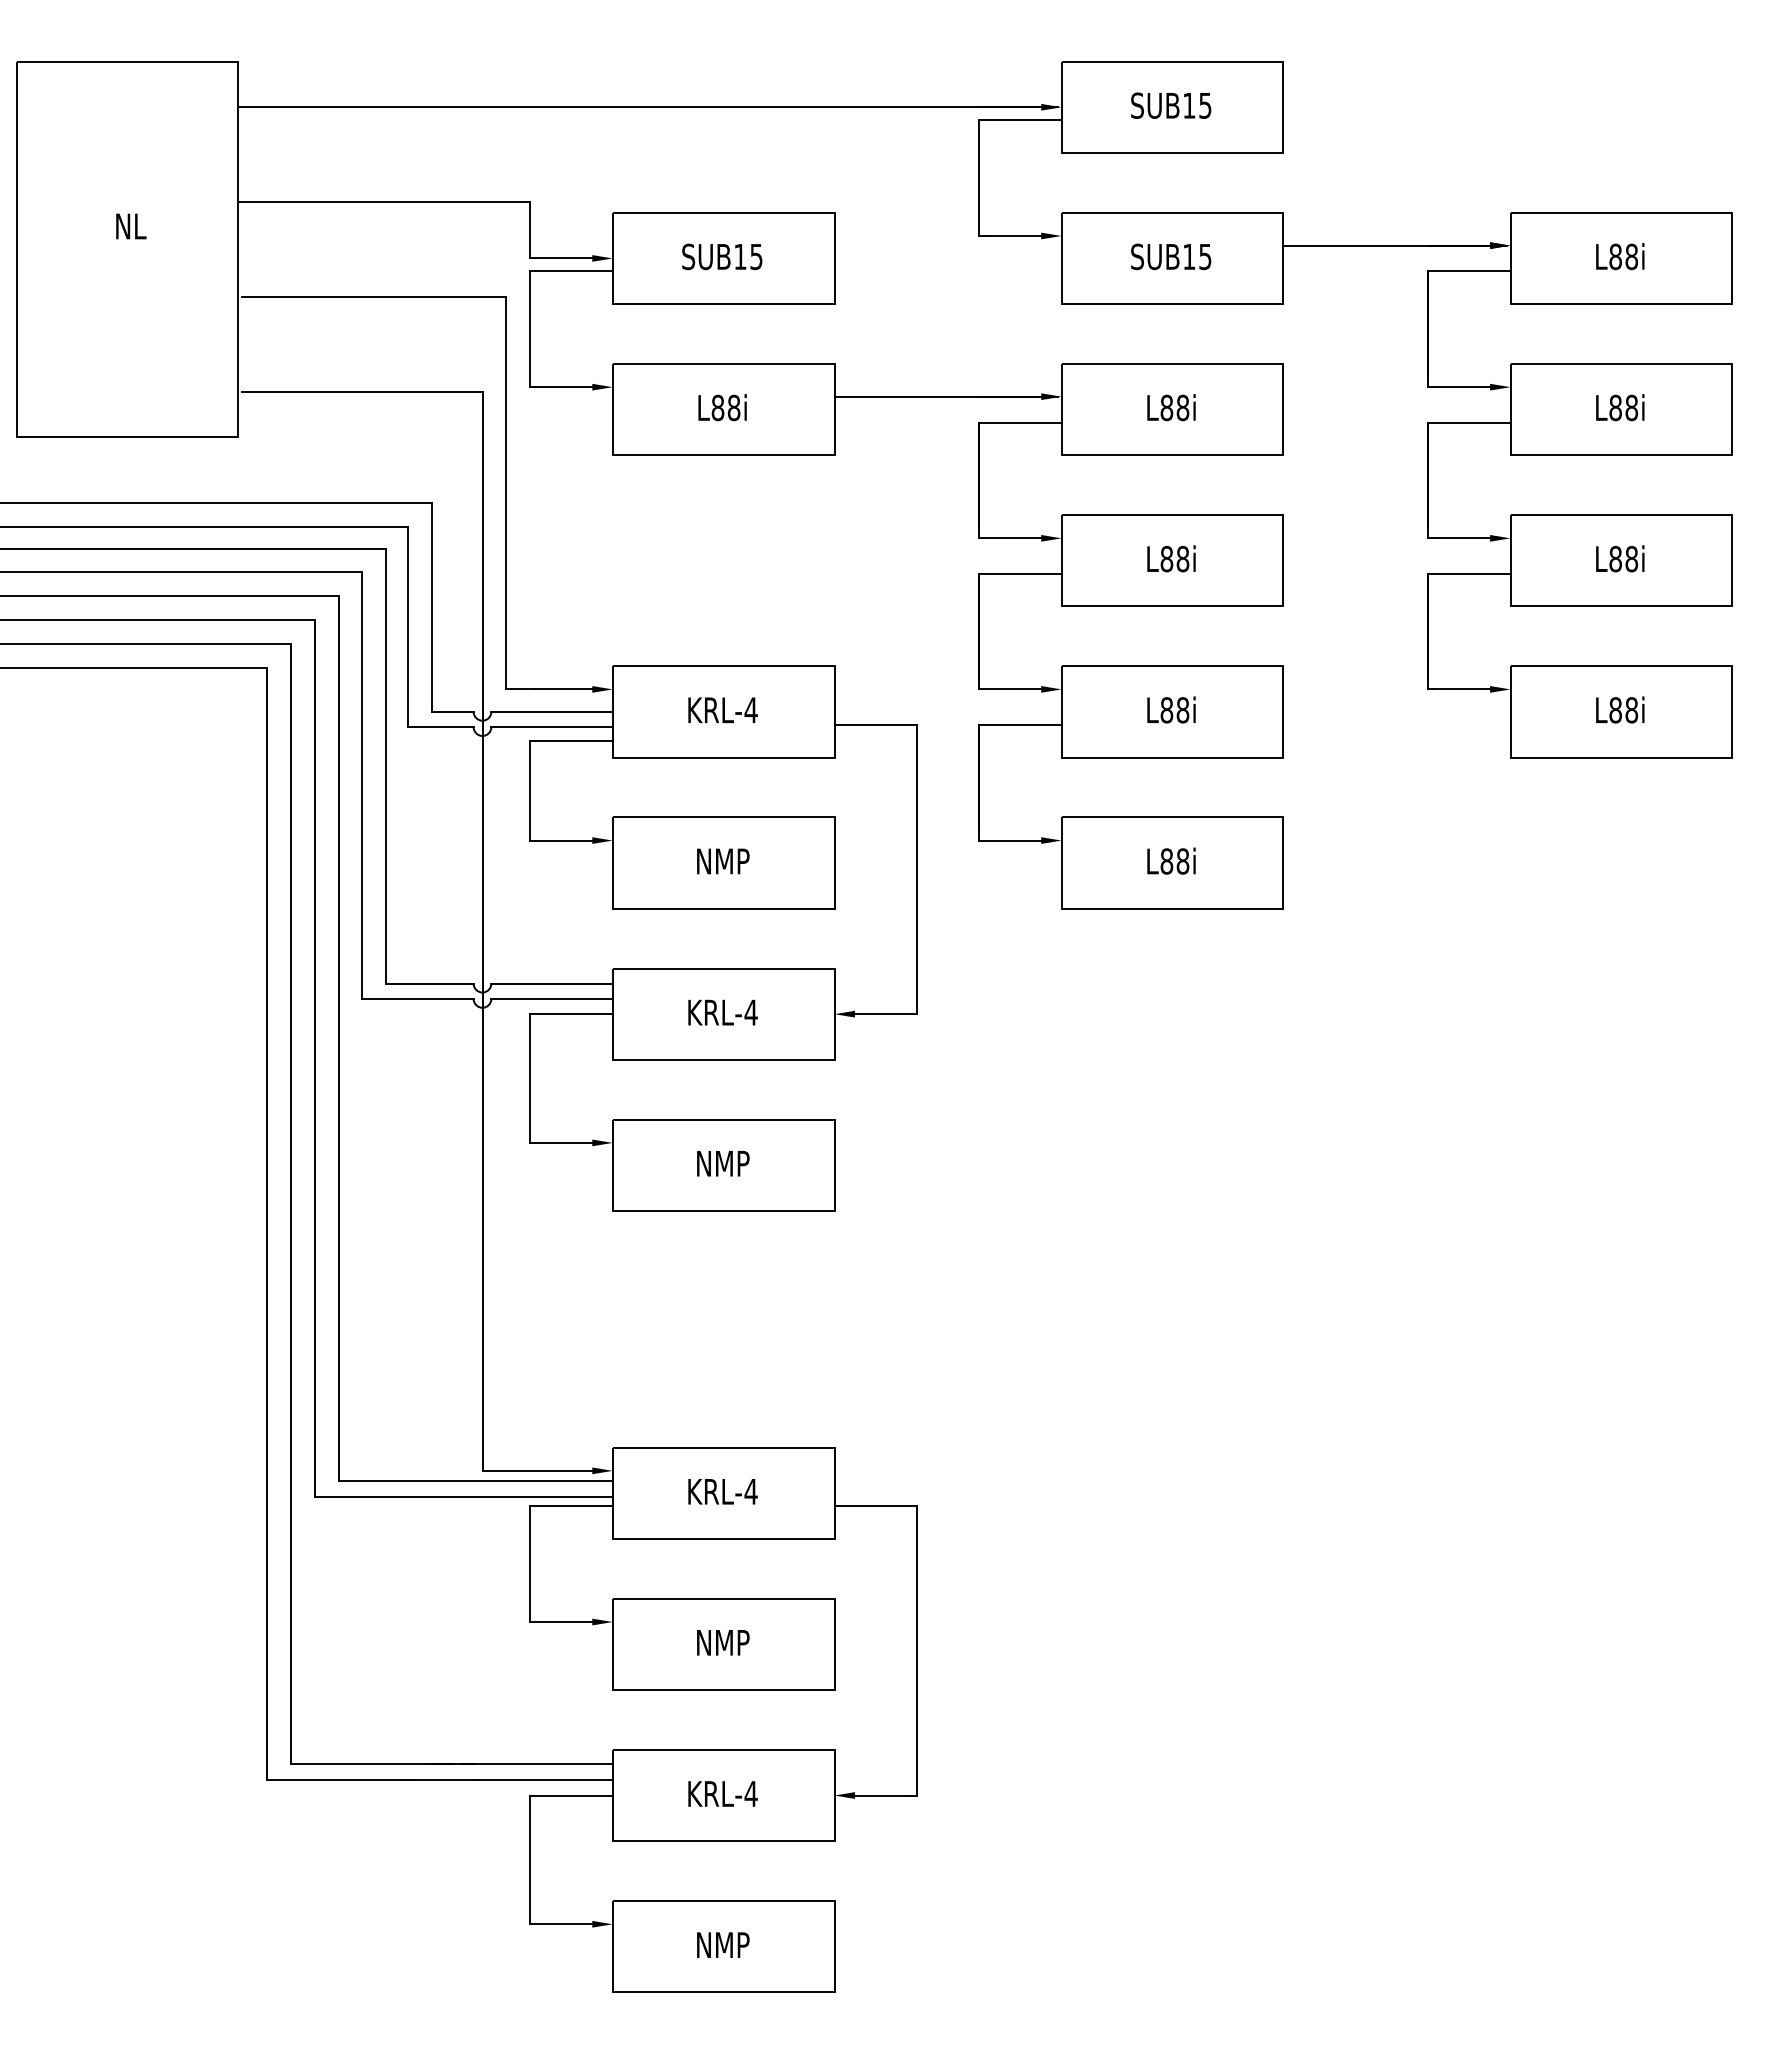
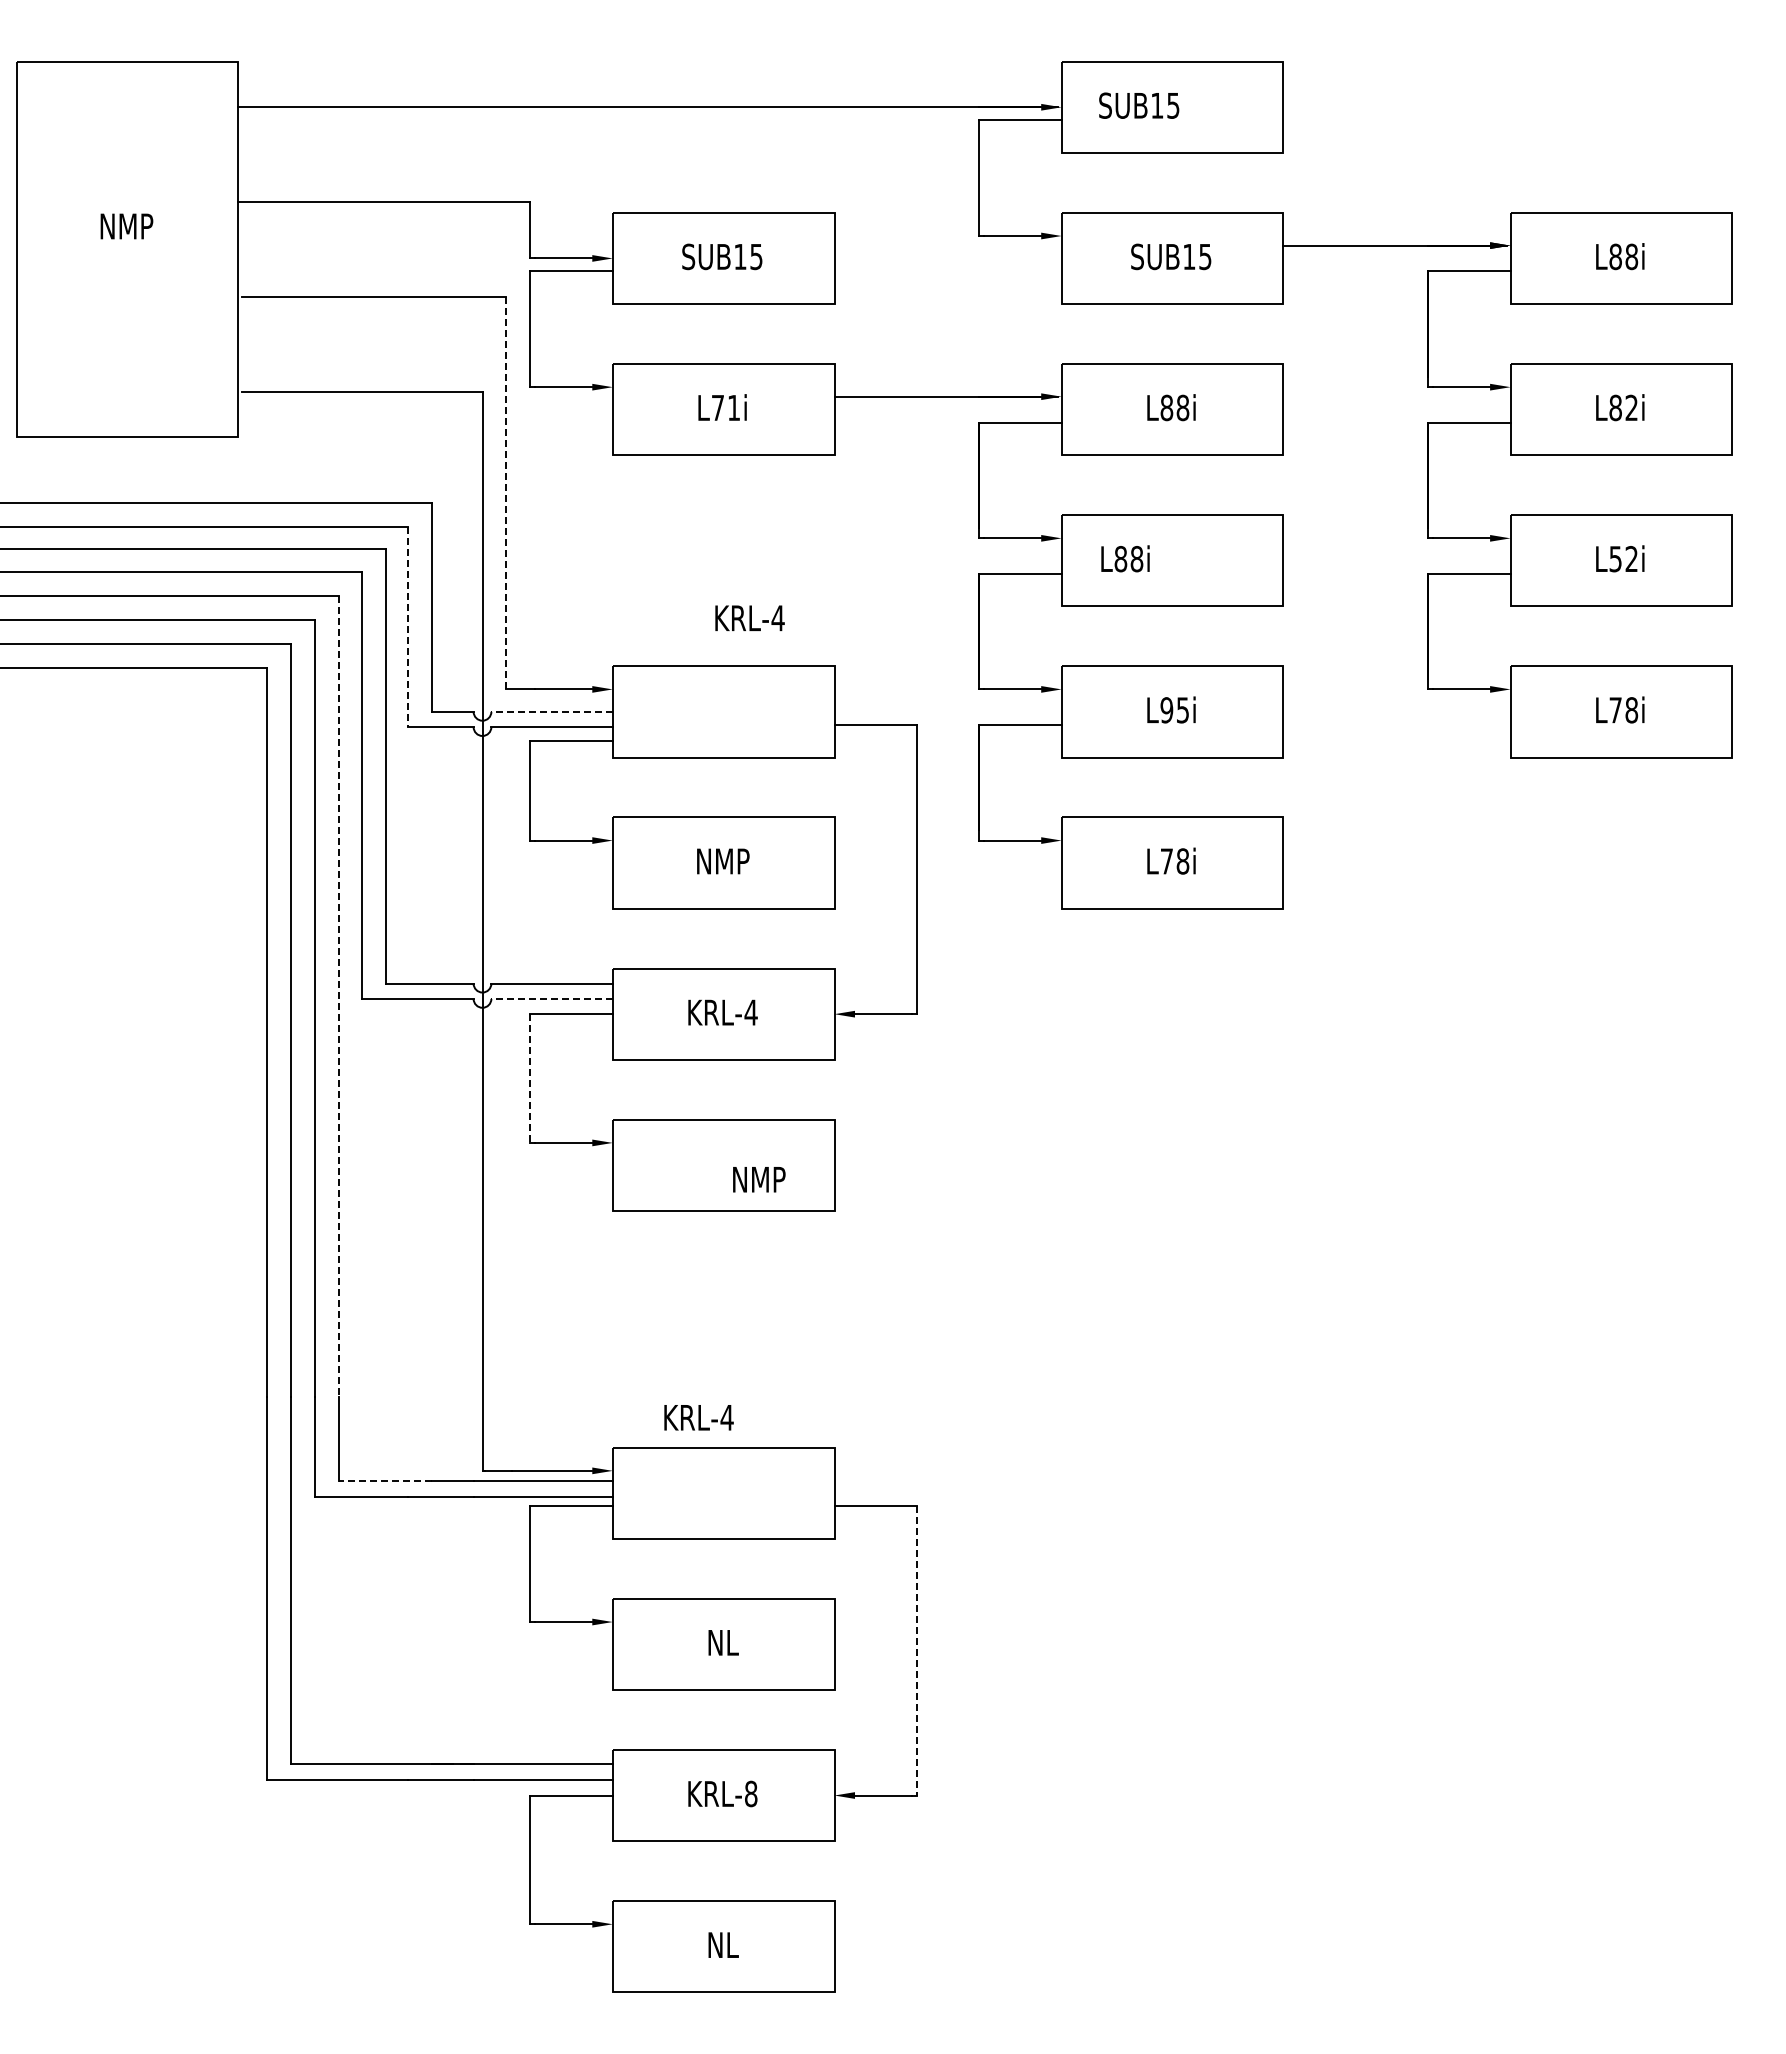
text position: (1171, 105) -> (1139, 105) (1139, 105)
text: NL -> NMP (126, 226)
text: L88i -> L71i (725, 407)
text: L88i -> L82i (1631, 407)
line: solid -> dashed (506, 493)
text position: (1171, 558) -> (1125, 558) (1125, 558)
text: L88i -> L52i (1623, 559)
line: solid -> dashed (407, 627)
text position: (722, 709) -> (749, 617) (749, 617)
text: L88i -> L95i (1174, 710)
text: L88i -> L78i (1615, 710)
line: solid -> dashed (552, 711)
text: L88i -> L78i (1166, 861)
line: solid -> dashed (338, 997)
line: solid -> dashed (552, 998)
line: solid -> dashed (530, 1079)
text position: (723, 1163) -> (759, 1179) (759, 1179)
line: solid -> dashed (385, 1481)
text position: (722, 1491) -> (698, 1417) (698, 1417)
text: NMP -> NL (723, 1642)
line: solid -> dashed (917, 1650)
text: KRL-4 -> KRL-8 (750, 1793)
text: NMP -> NL (723, 1944)
